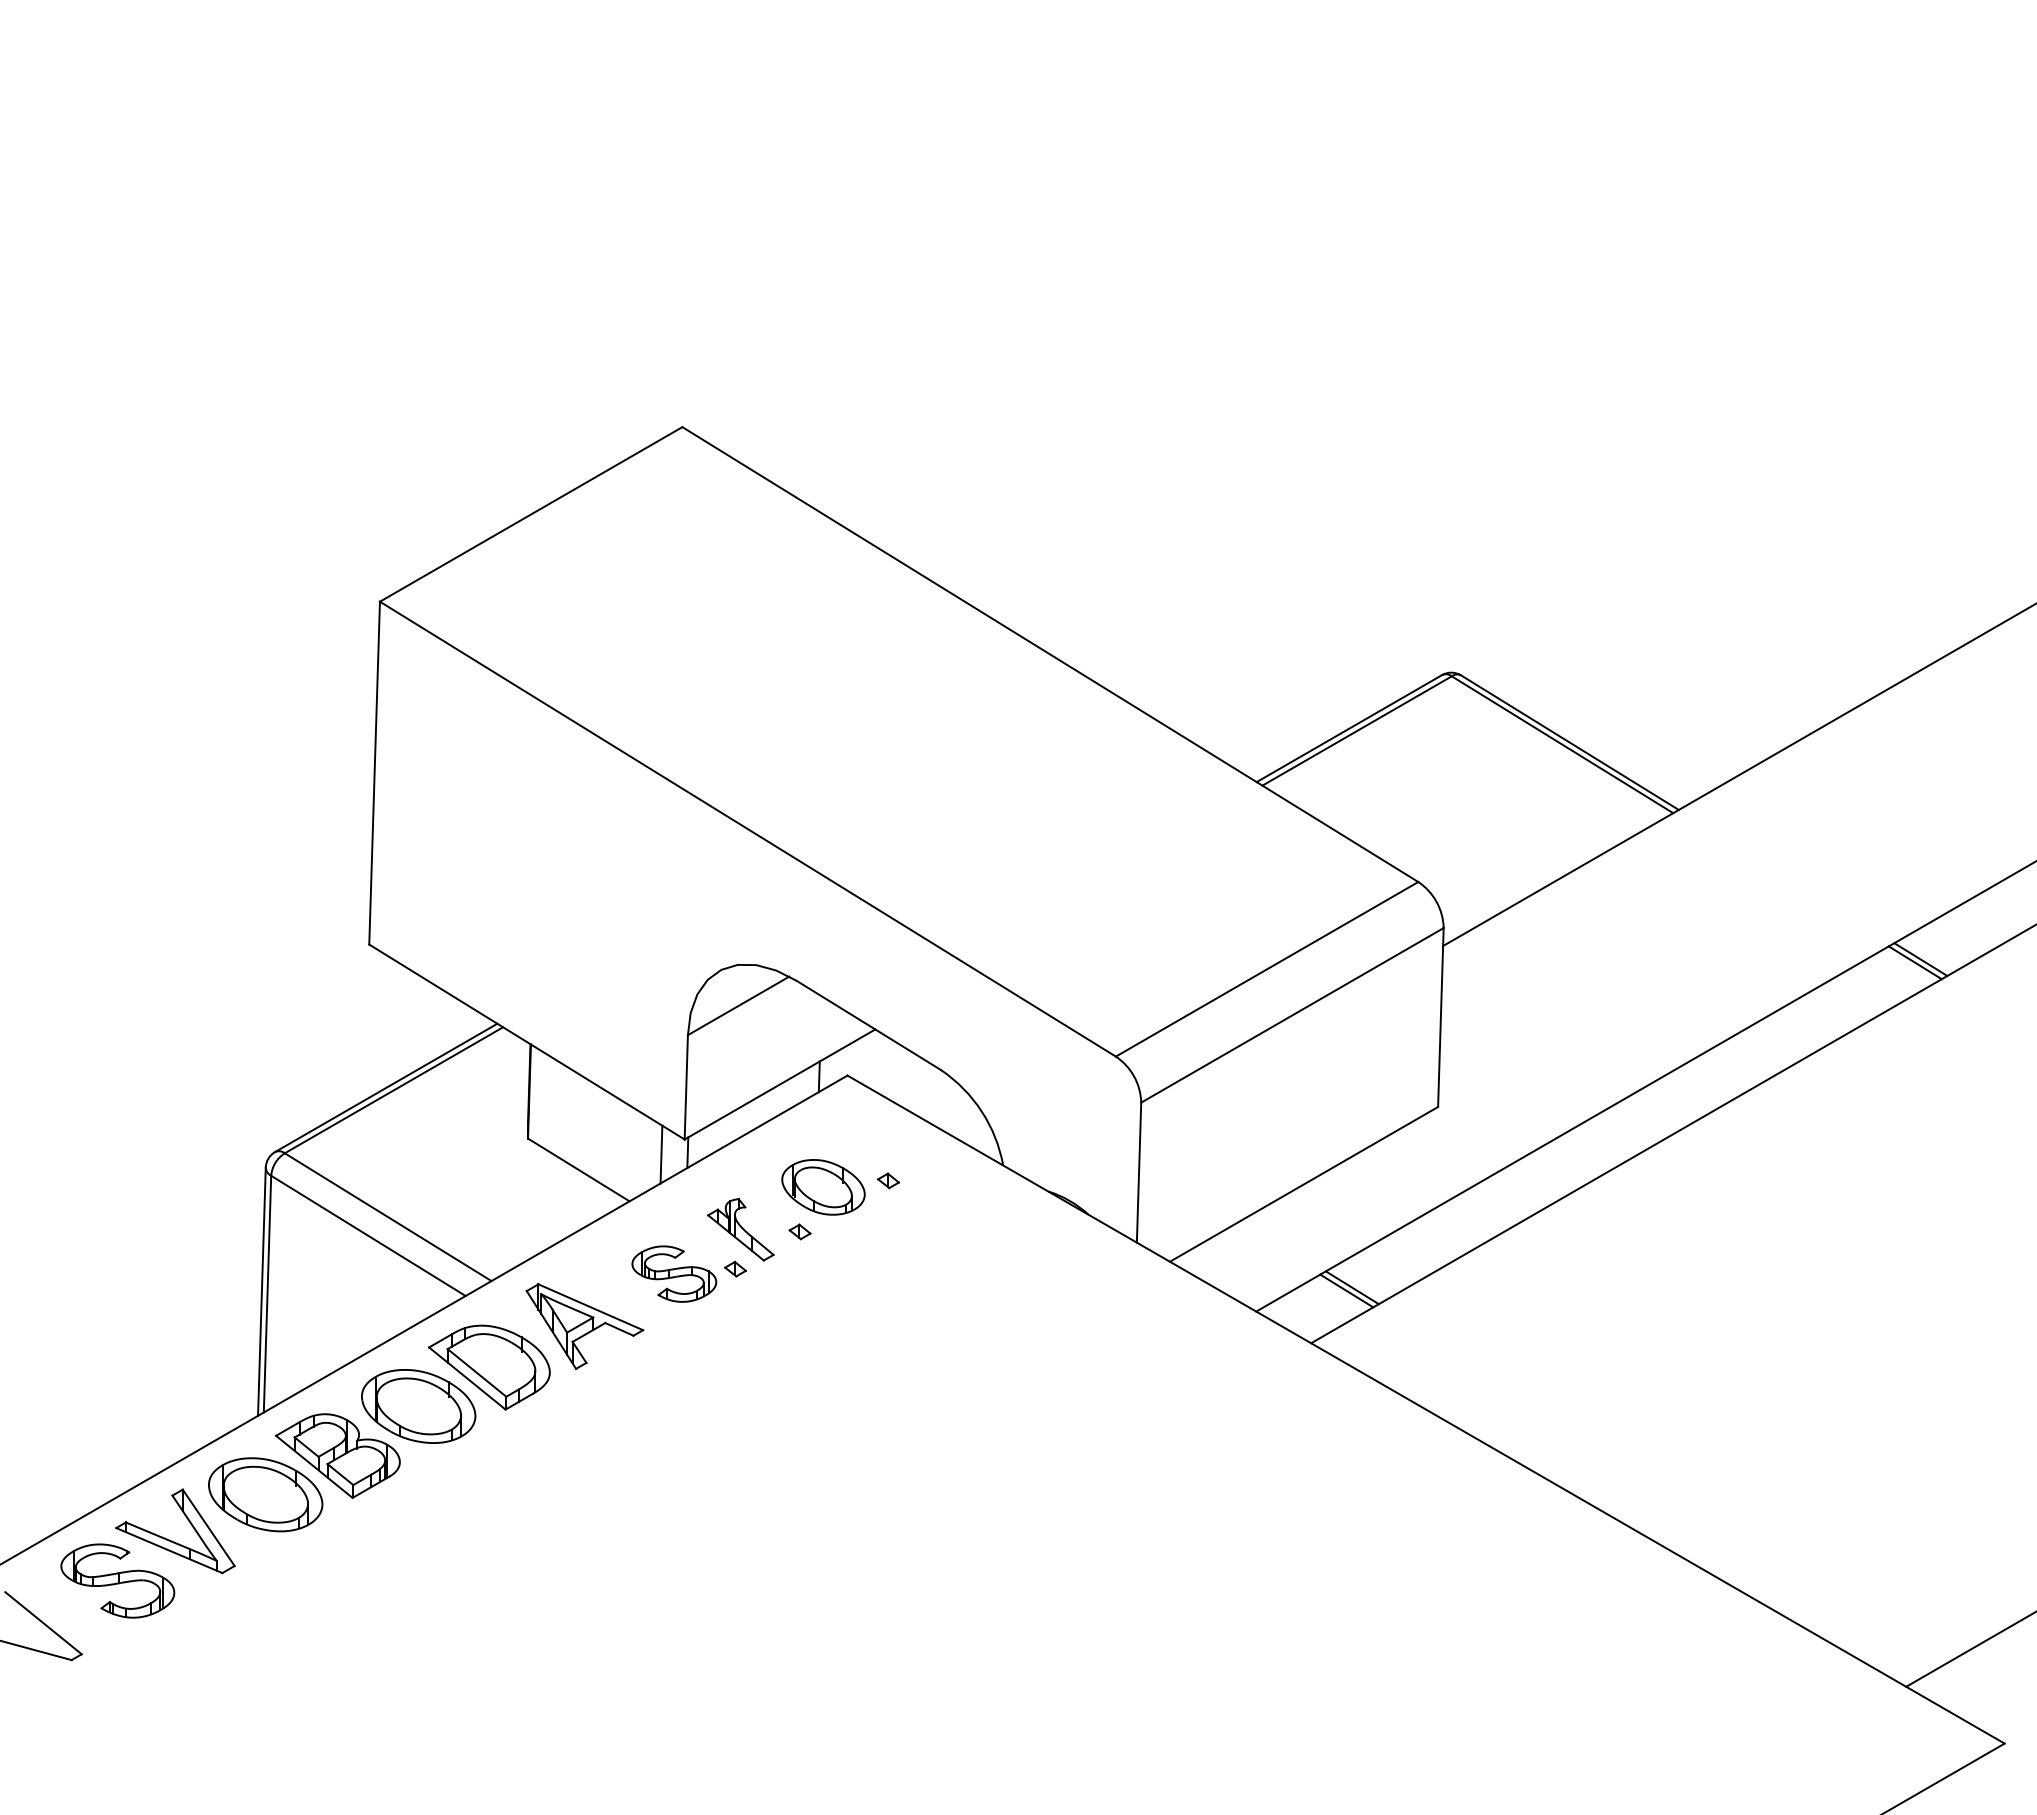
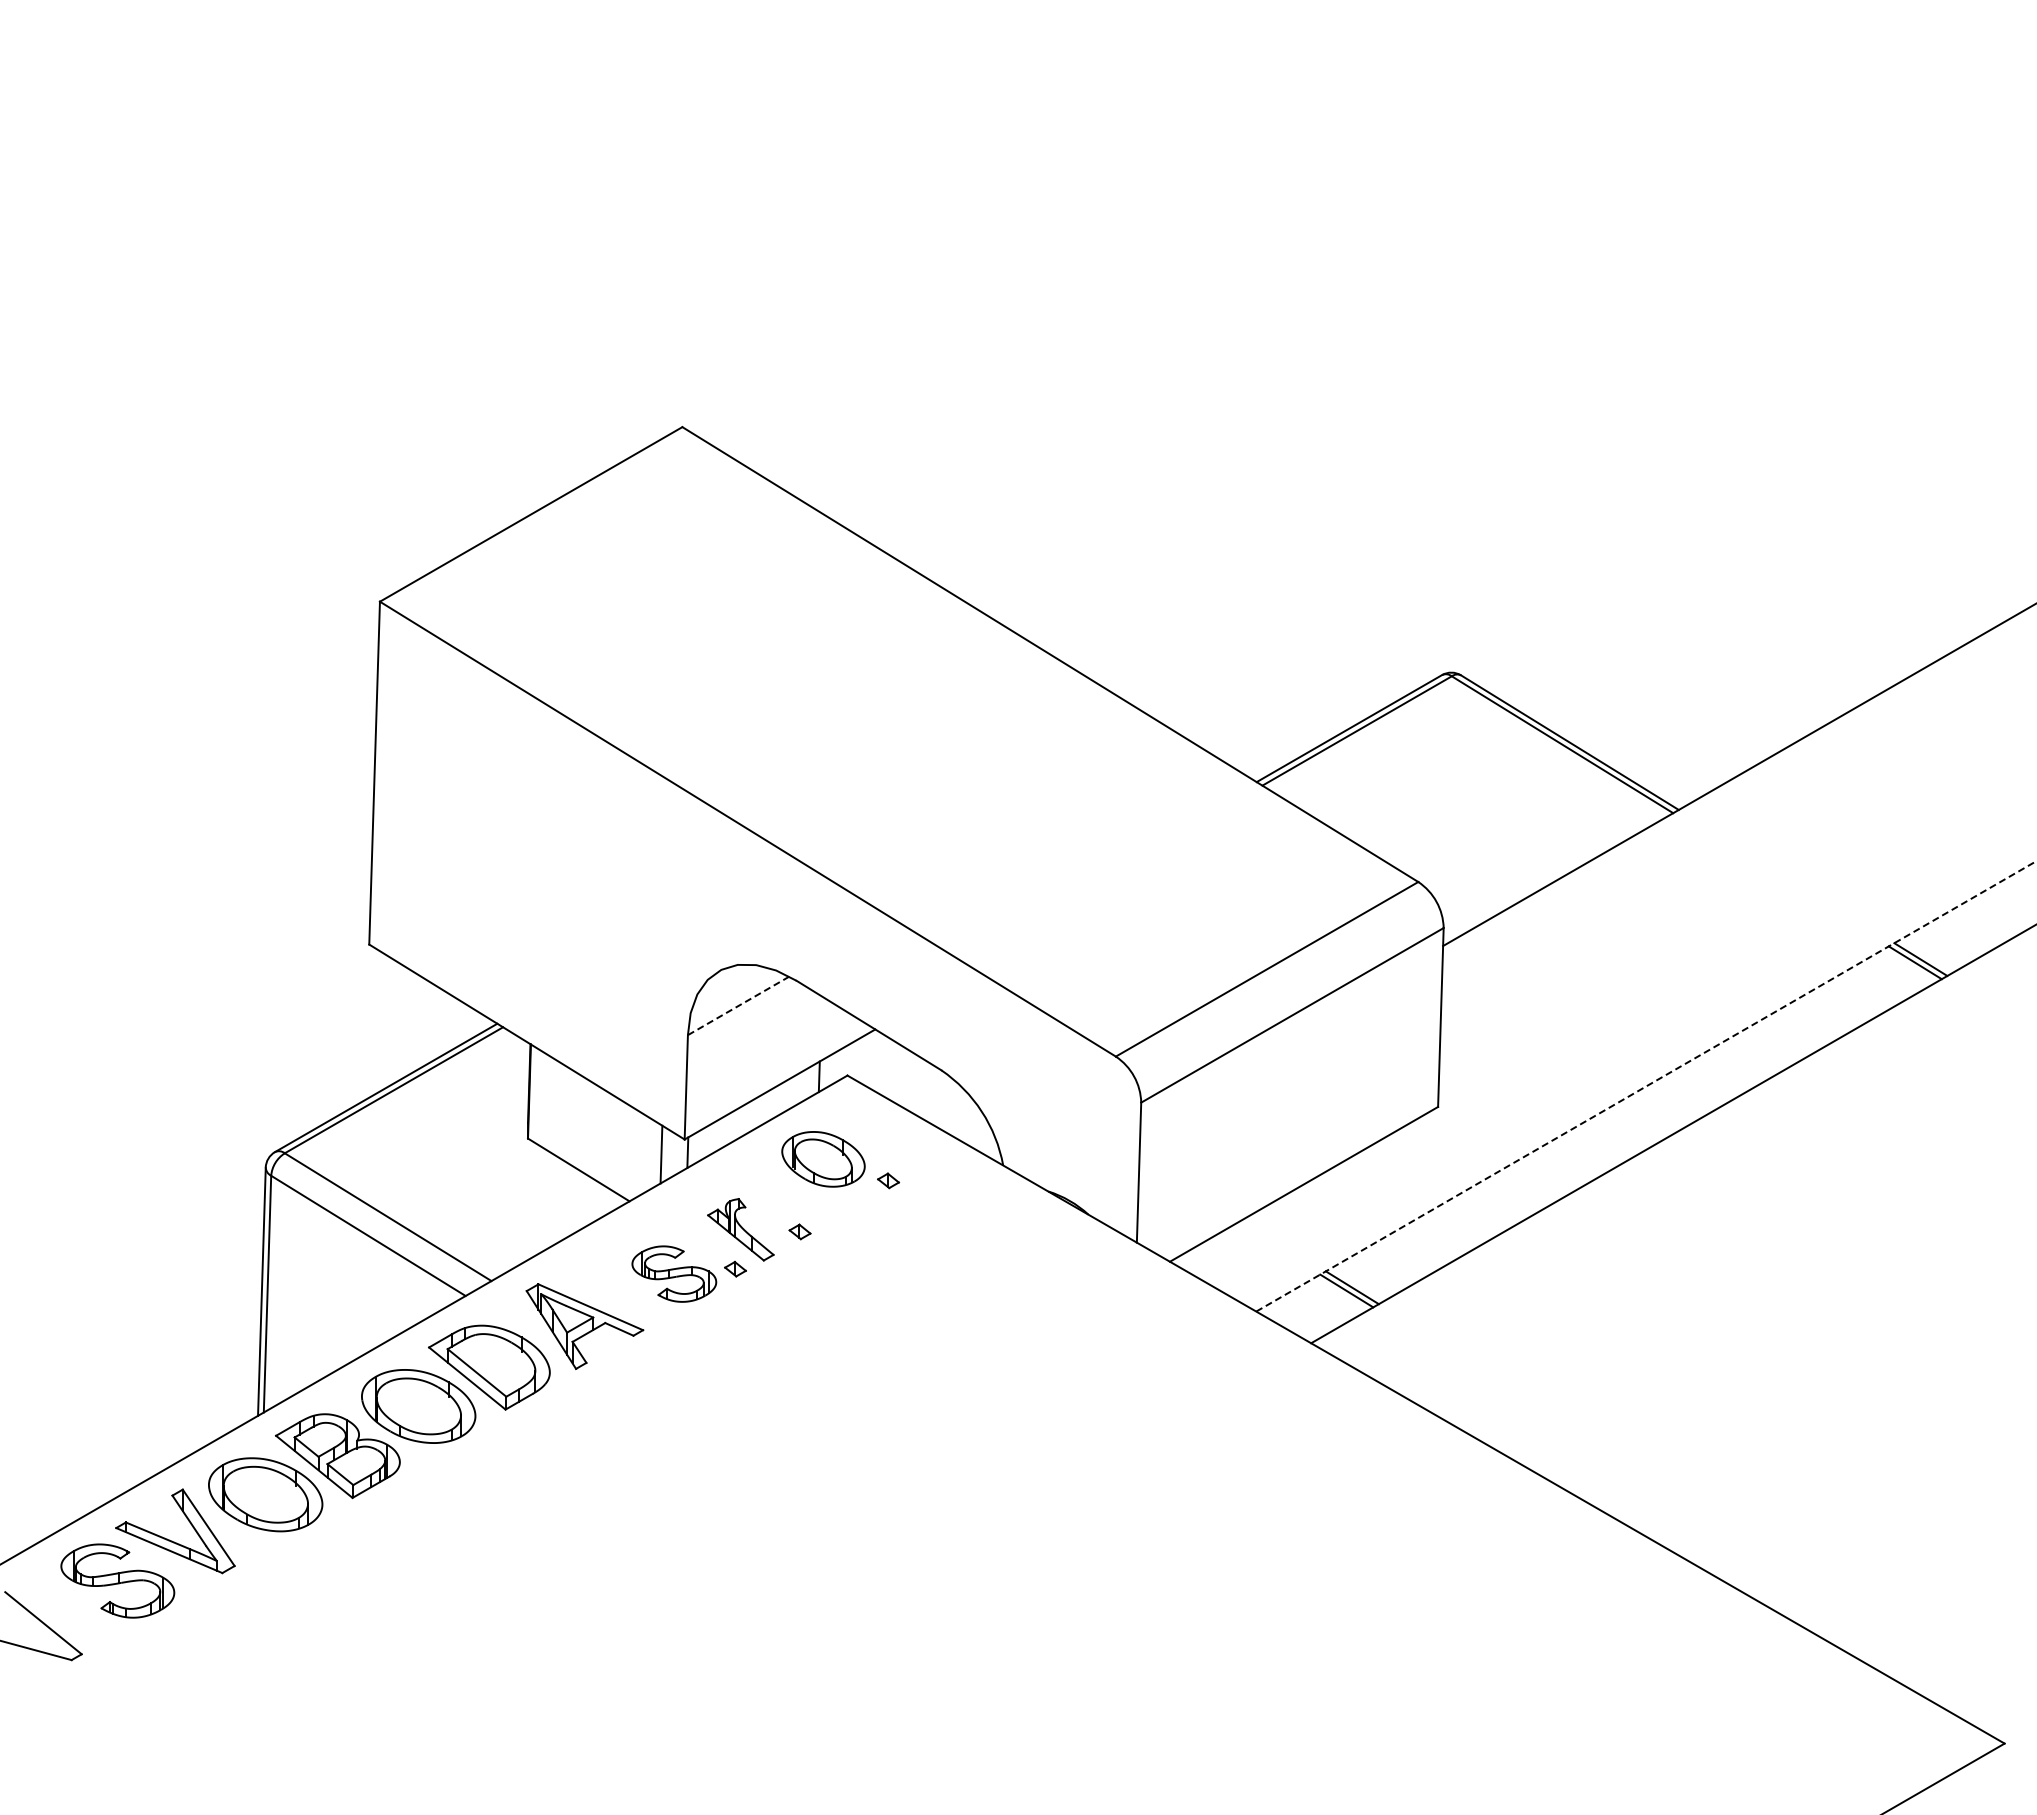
line: solid -> dashed (738, 1005)
line: solid -> dashed (1646, 1086)
part position: (823, 1187) -> (823, 1159) (823, 1159)
line: present -> none (1969, 1649)
